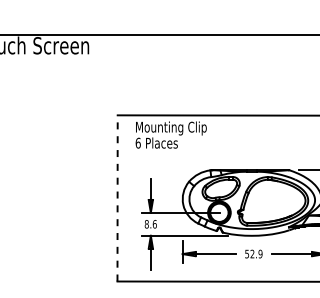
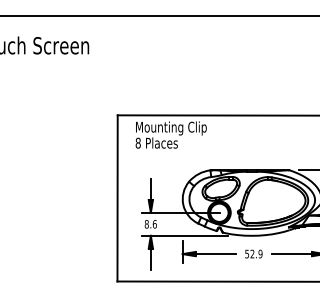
line position: (159, 34) -> (159, 15) (159, 15)
text: 6 -> 8 (137, 142)
line: dashed -> solid (117, 197)
